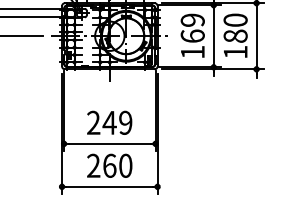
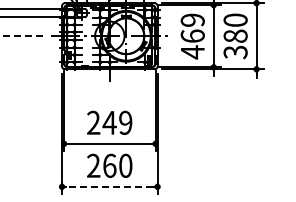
line: solid -> dashed (21, 36)
text: 169 -> 469 (192, 52)
text: 180 -> 380 (235, 52)
line: solid -> dashed (109, 186)
